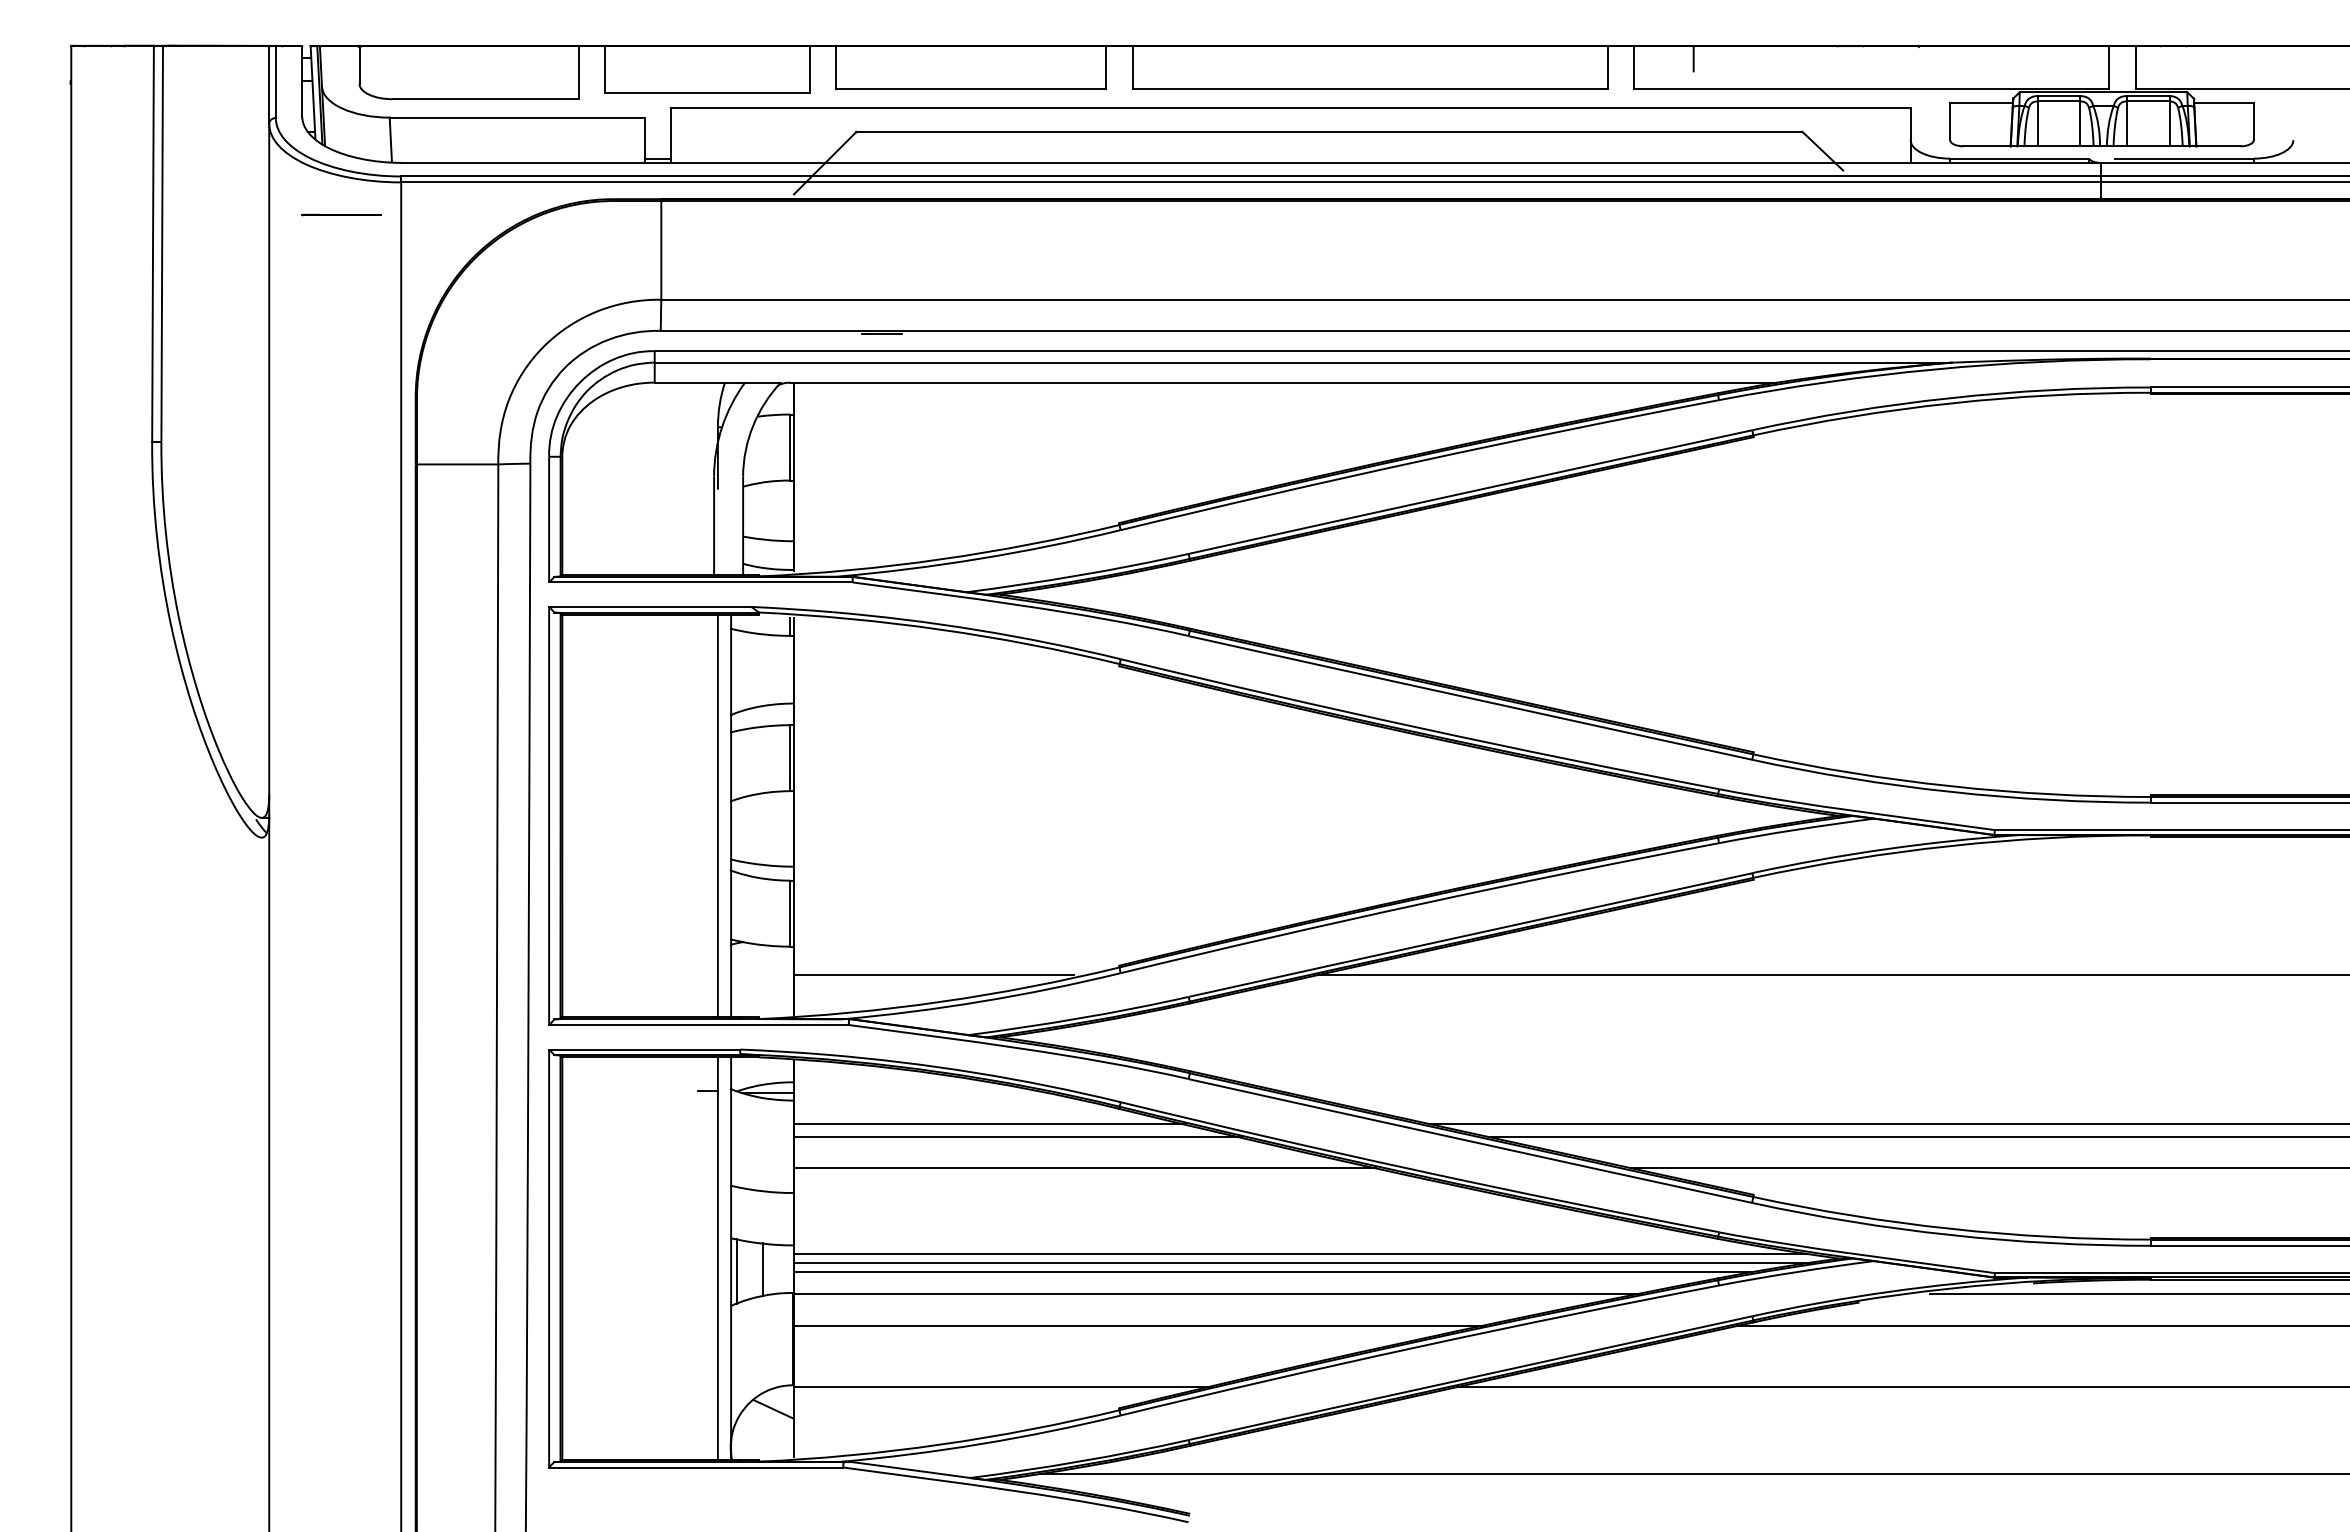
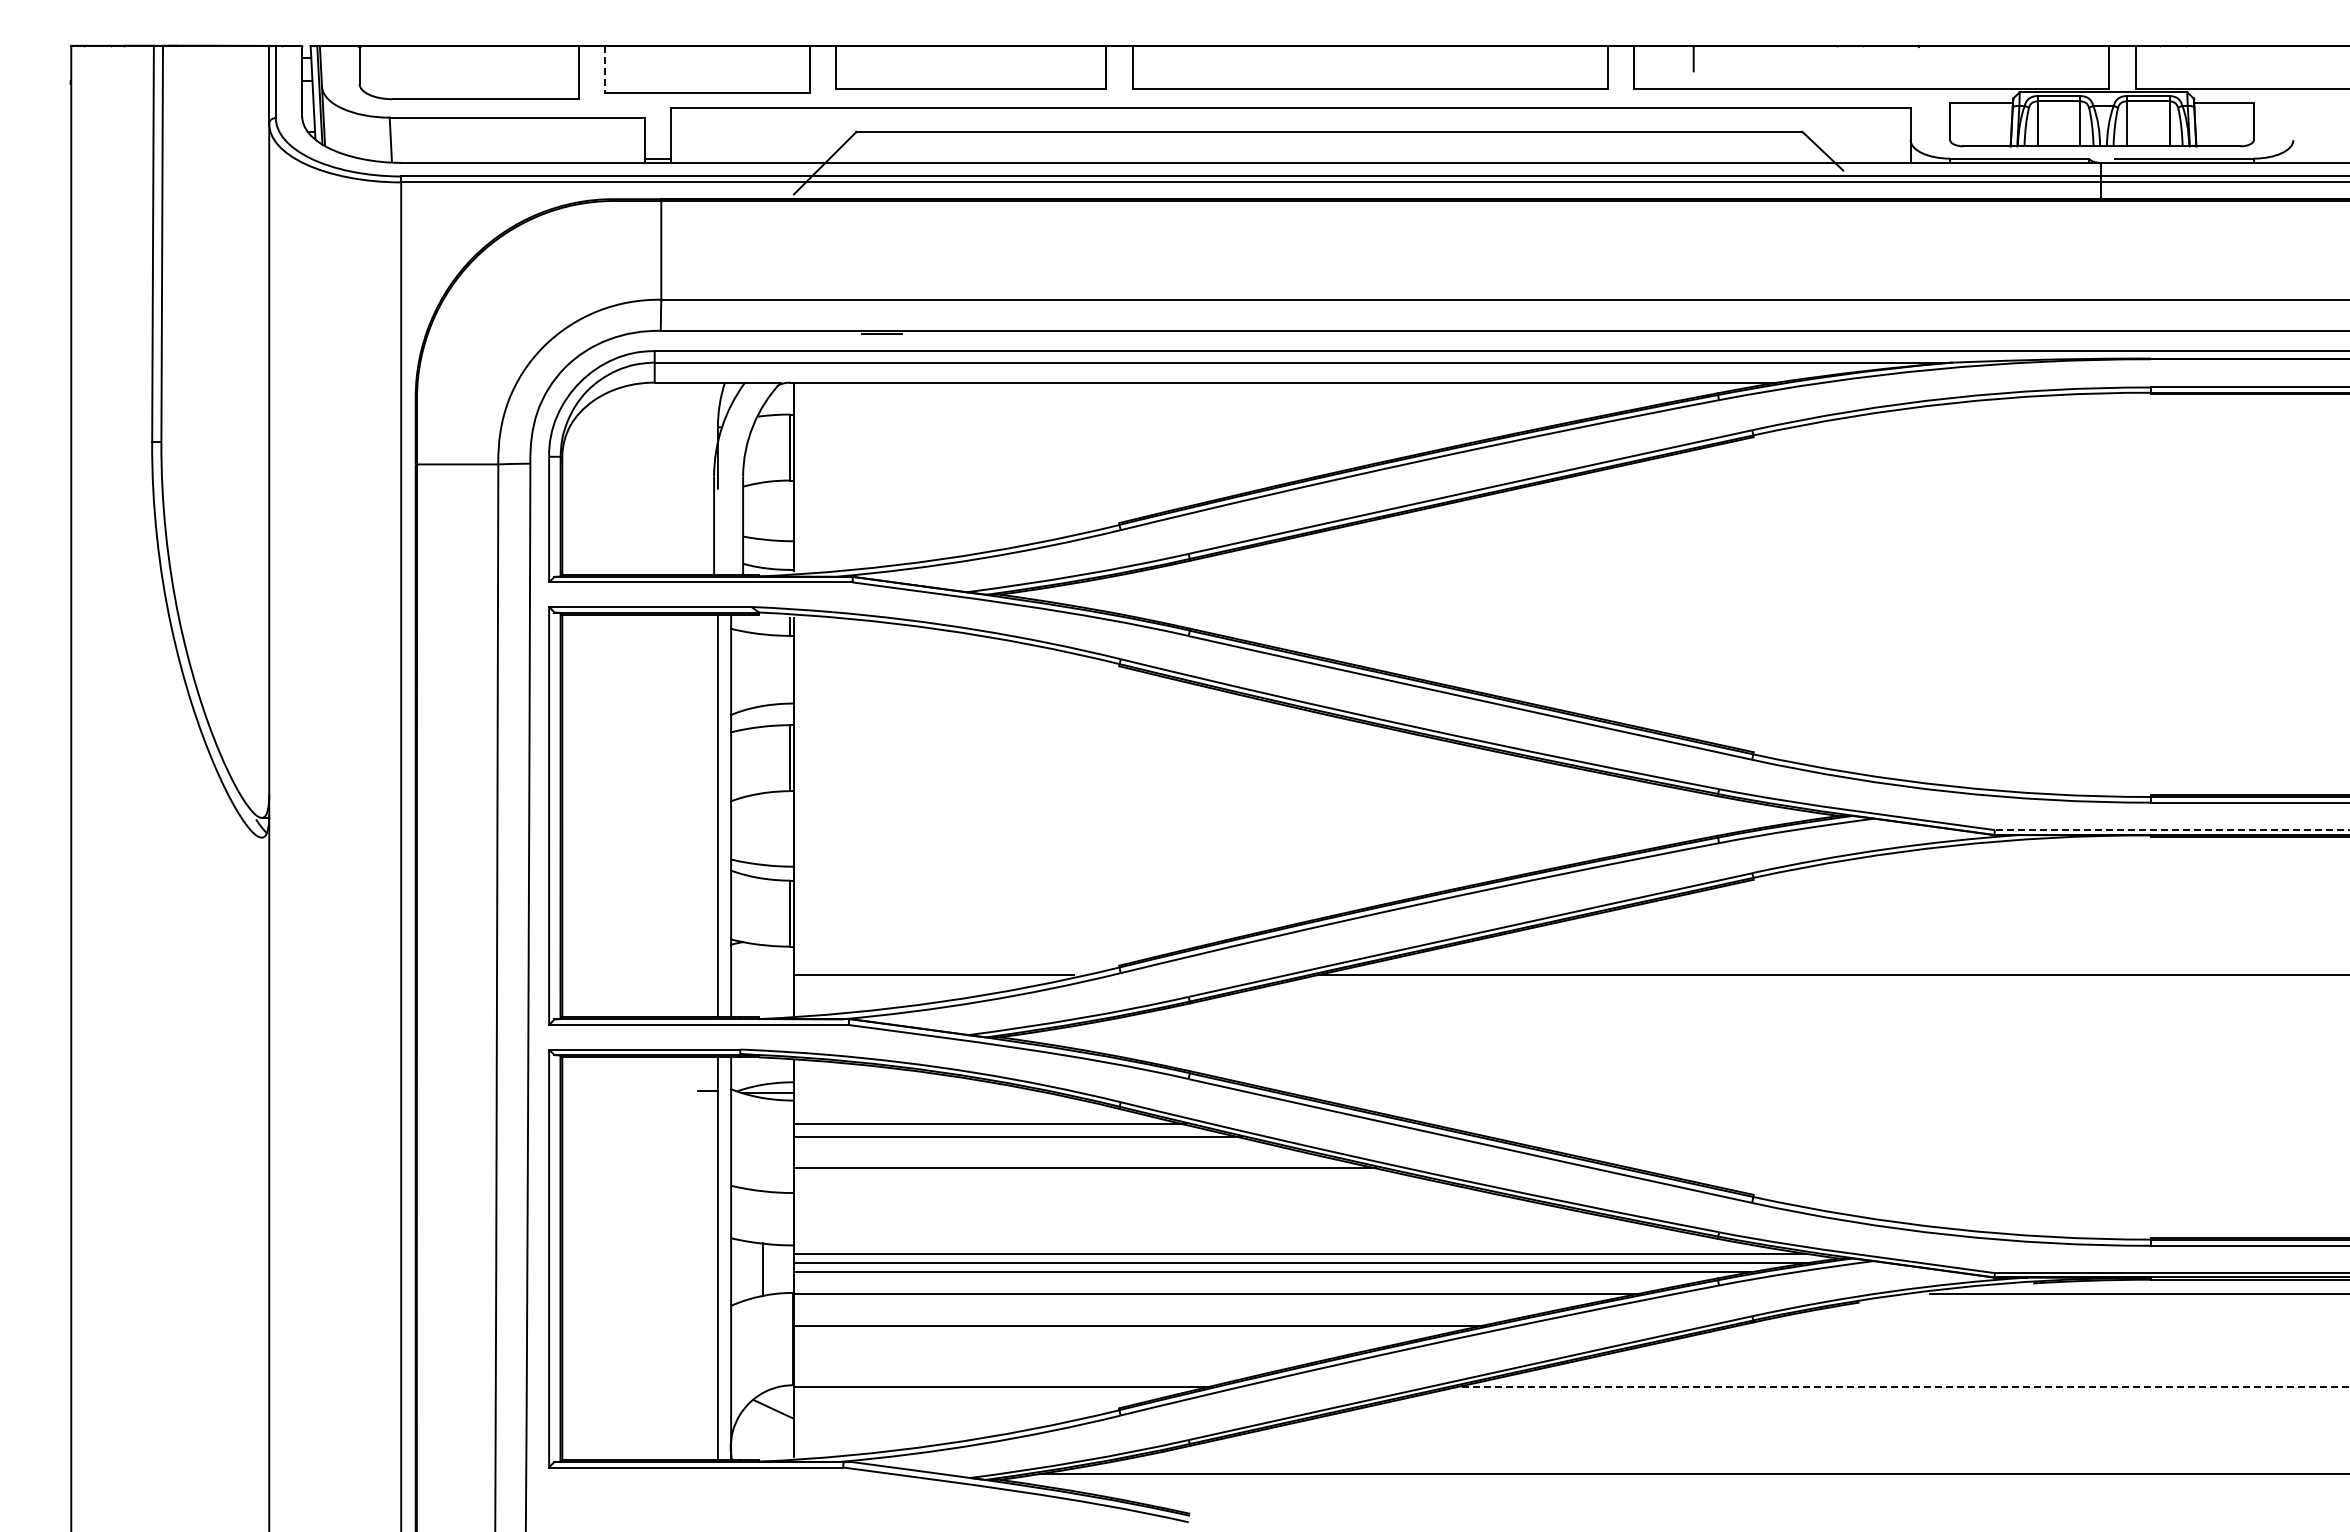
line: solid -> dashed (604, 70)
part: present -> none (341, 214)
line: solid -> dashed (2171, 830)
line: present -> none (1888, 1124)
line: present -> none (1918, 1137)
line: present -> none (1989, 1168)
line: present -> none (736, 1271)
line: present -> none (2042, 1325)
line: solid -> dashed (1903, 1387)
